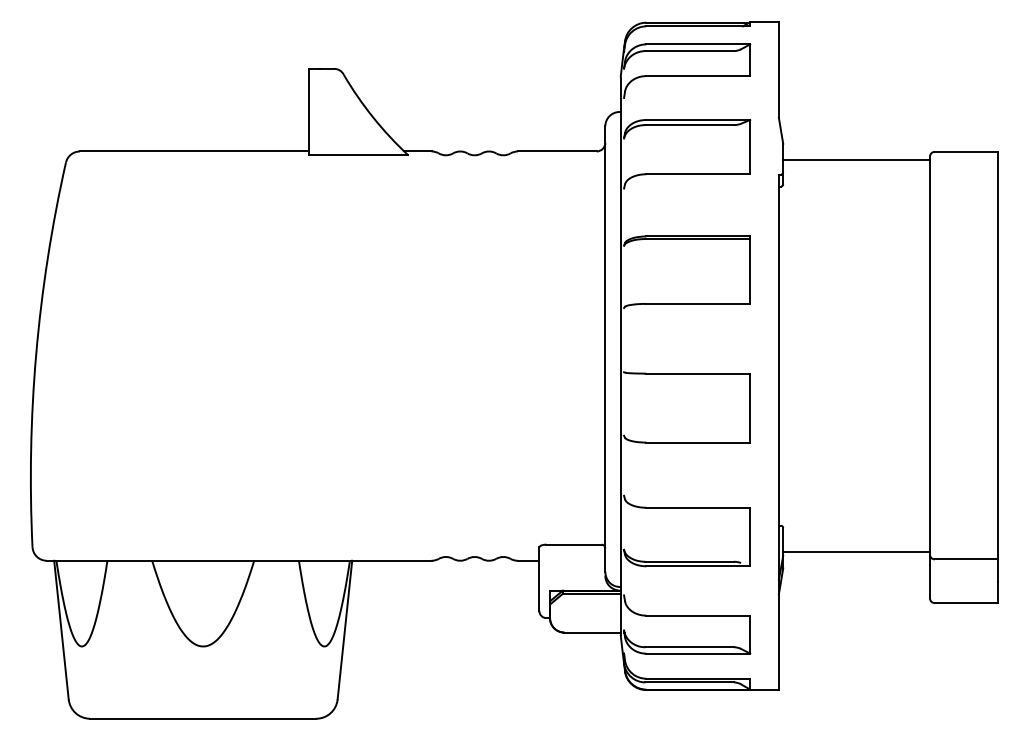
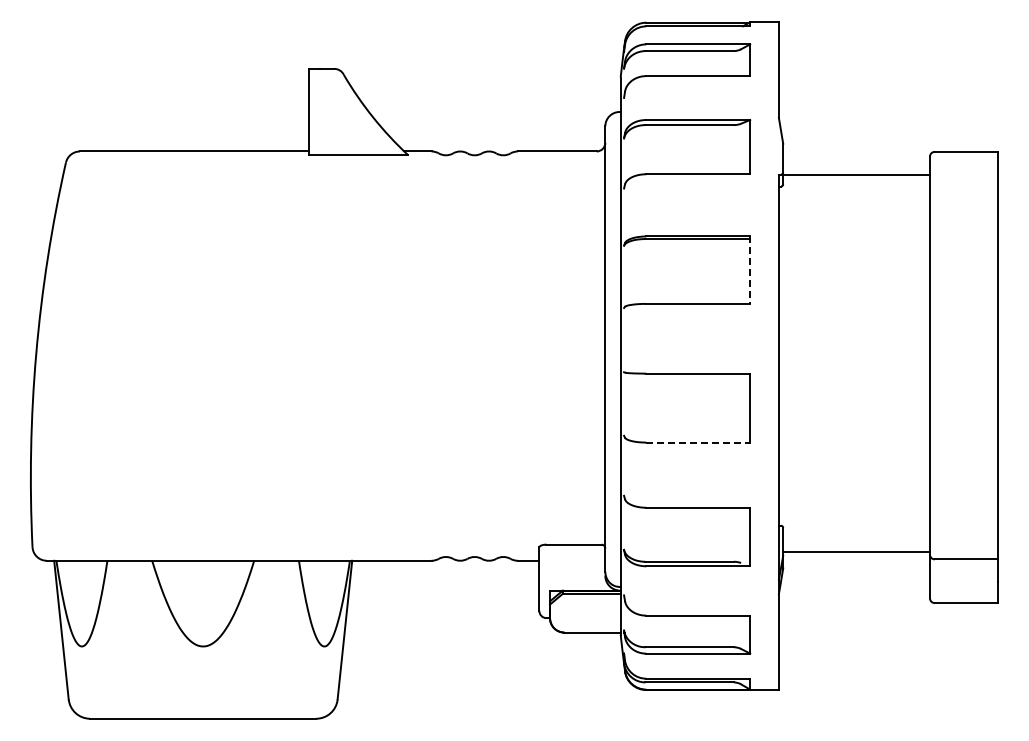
line position: (856, 160) -> (856, 175) (856, 175)
line: solid -> dashed (750, 270)
line: solid -> dashed (698, 442)
